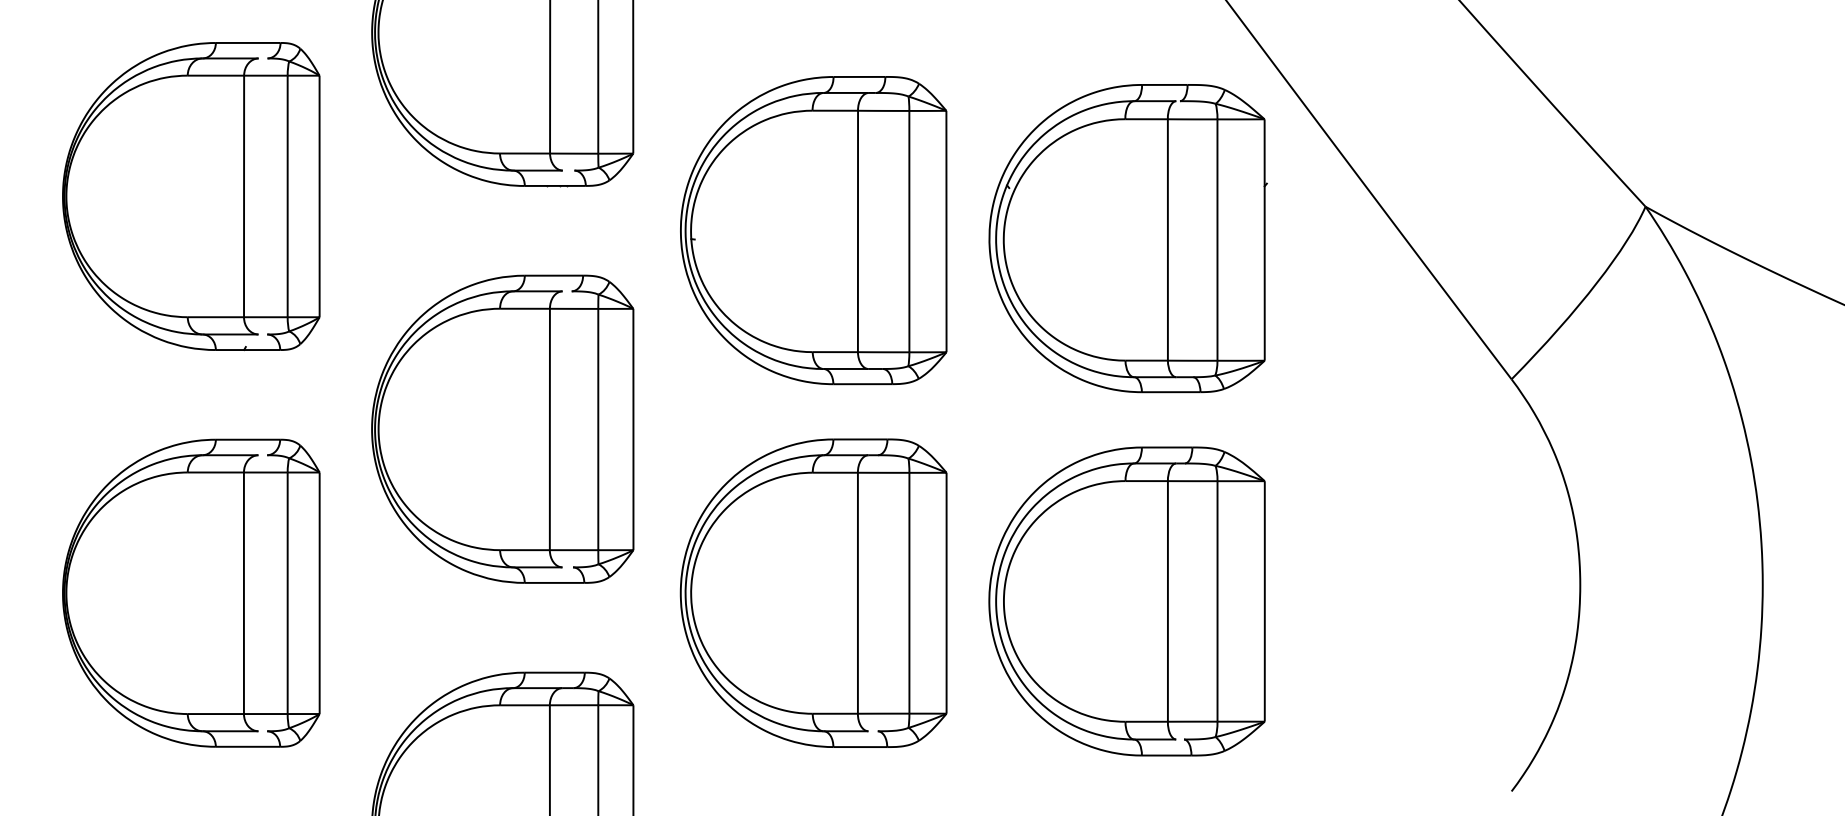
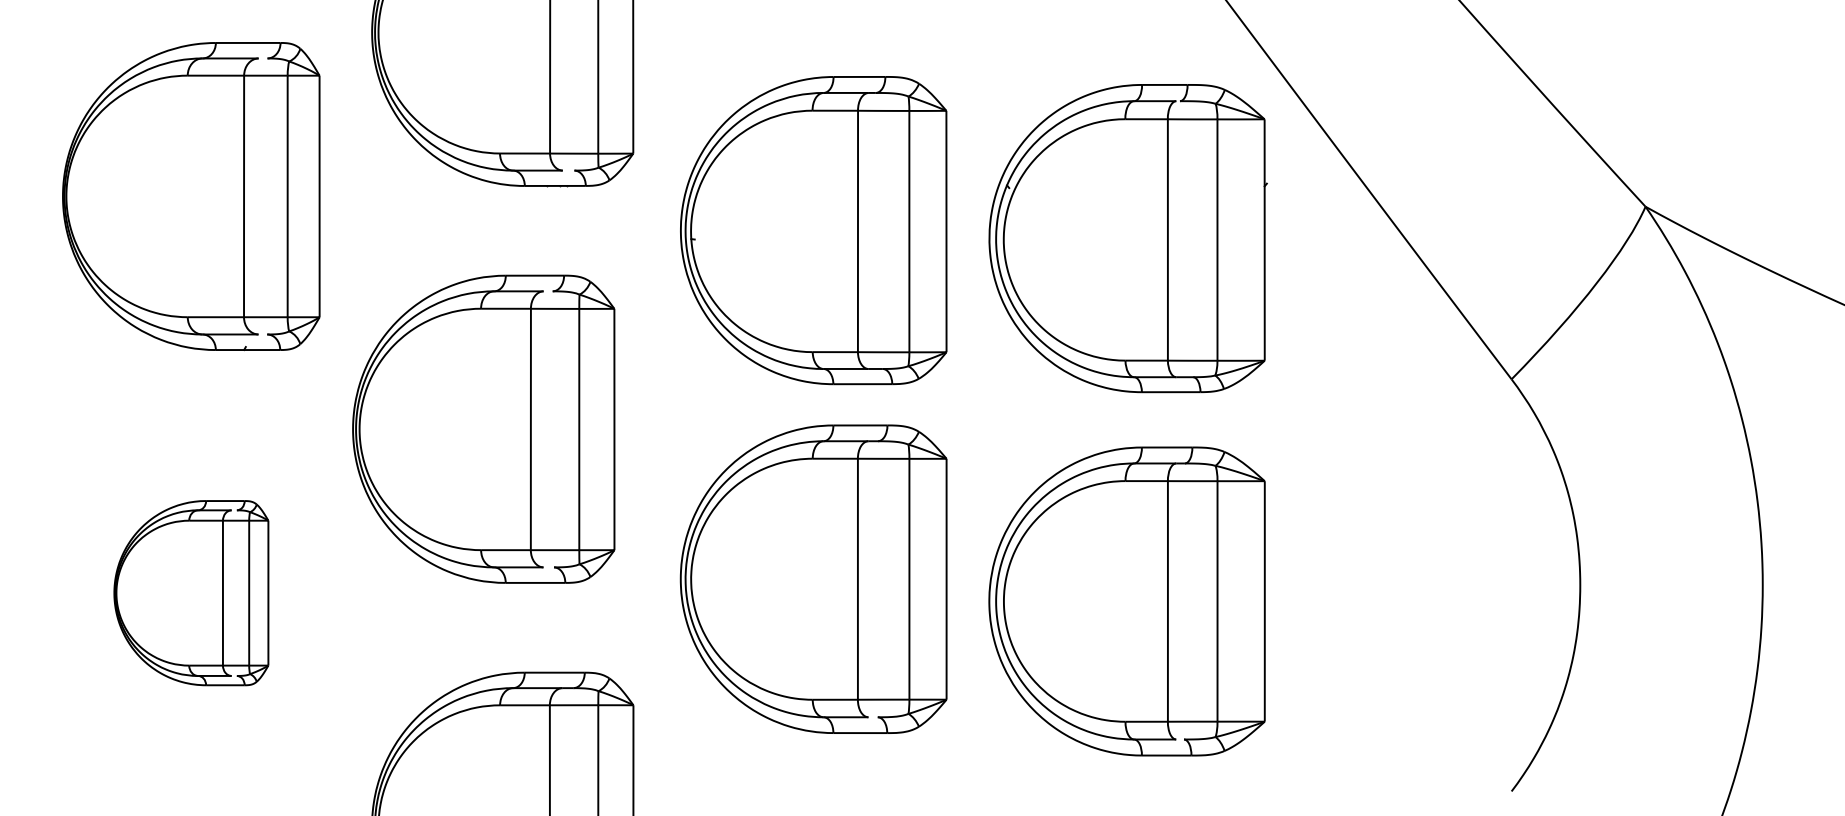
part position: (502, 428) -> (483, 428) (483, 428)
part size: 259x310 px -> 157x187 px (191, 593)
part position: (813, 592) -> (813, 578) (813, 578)
